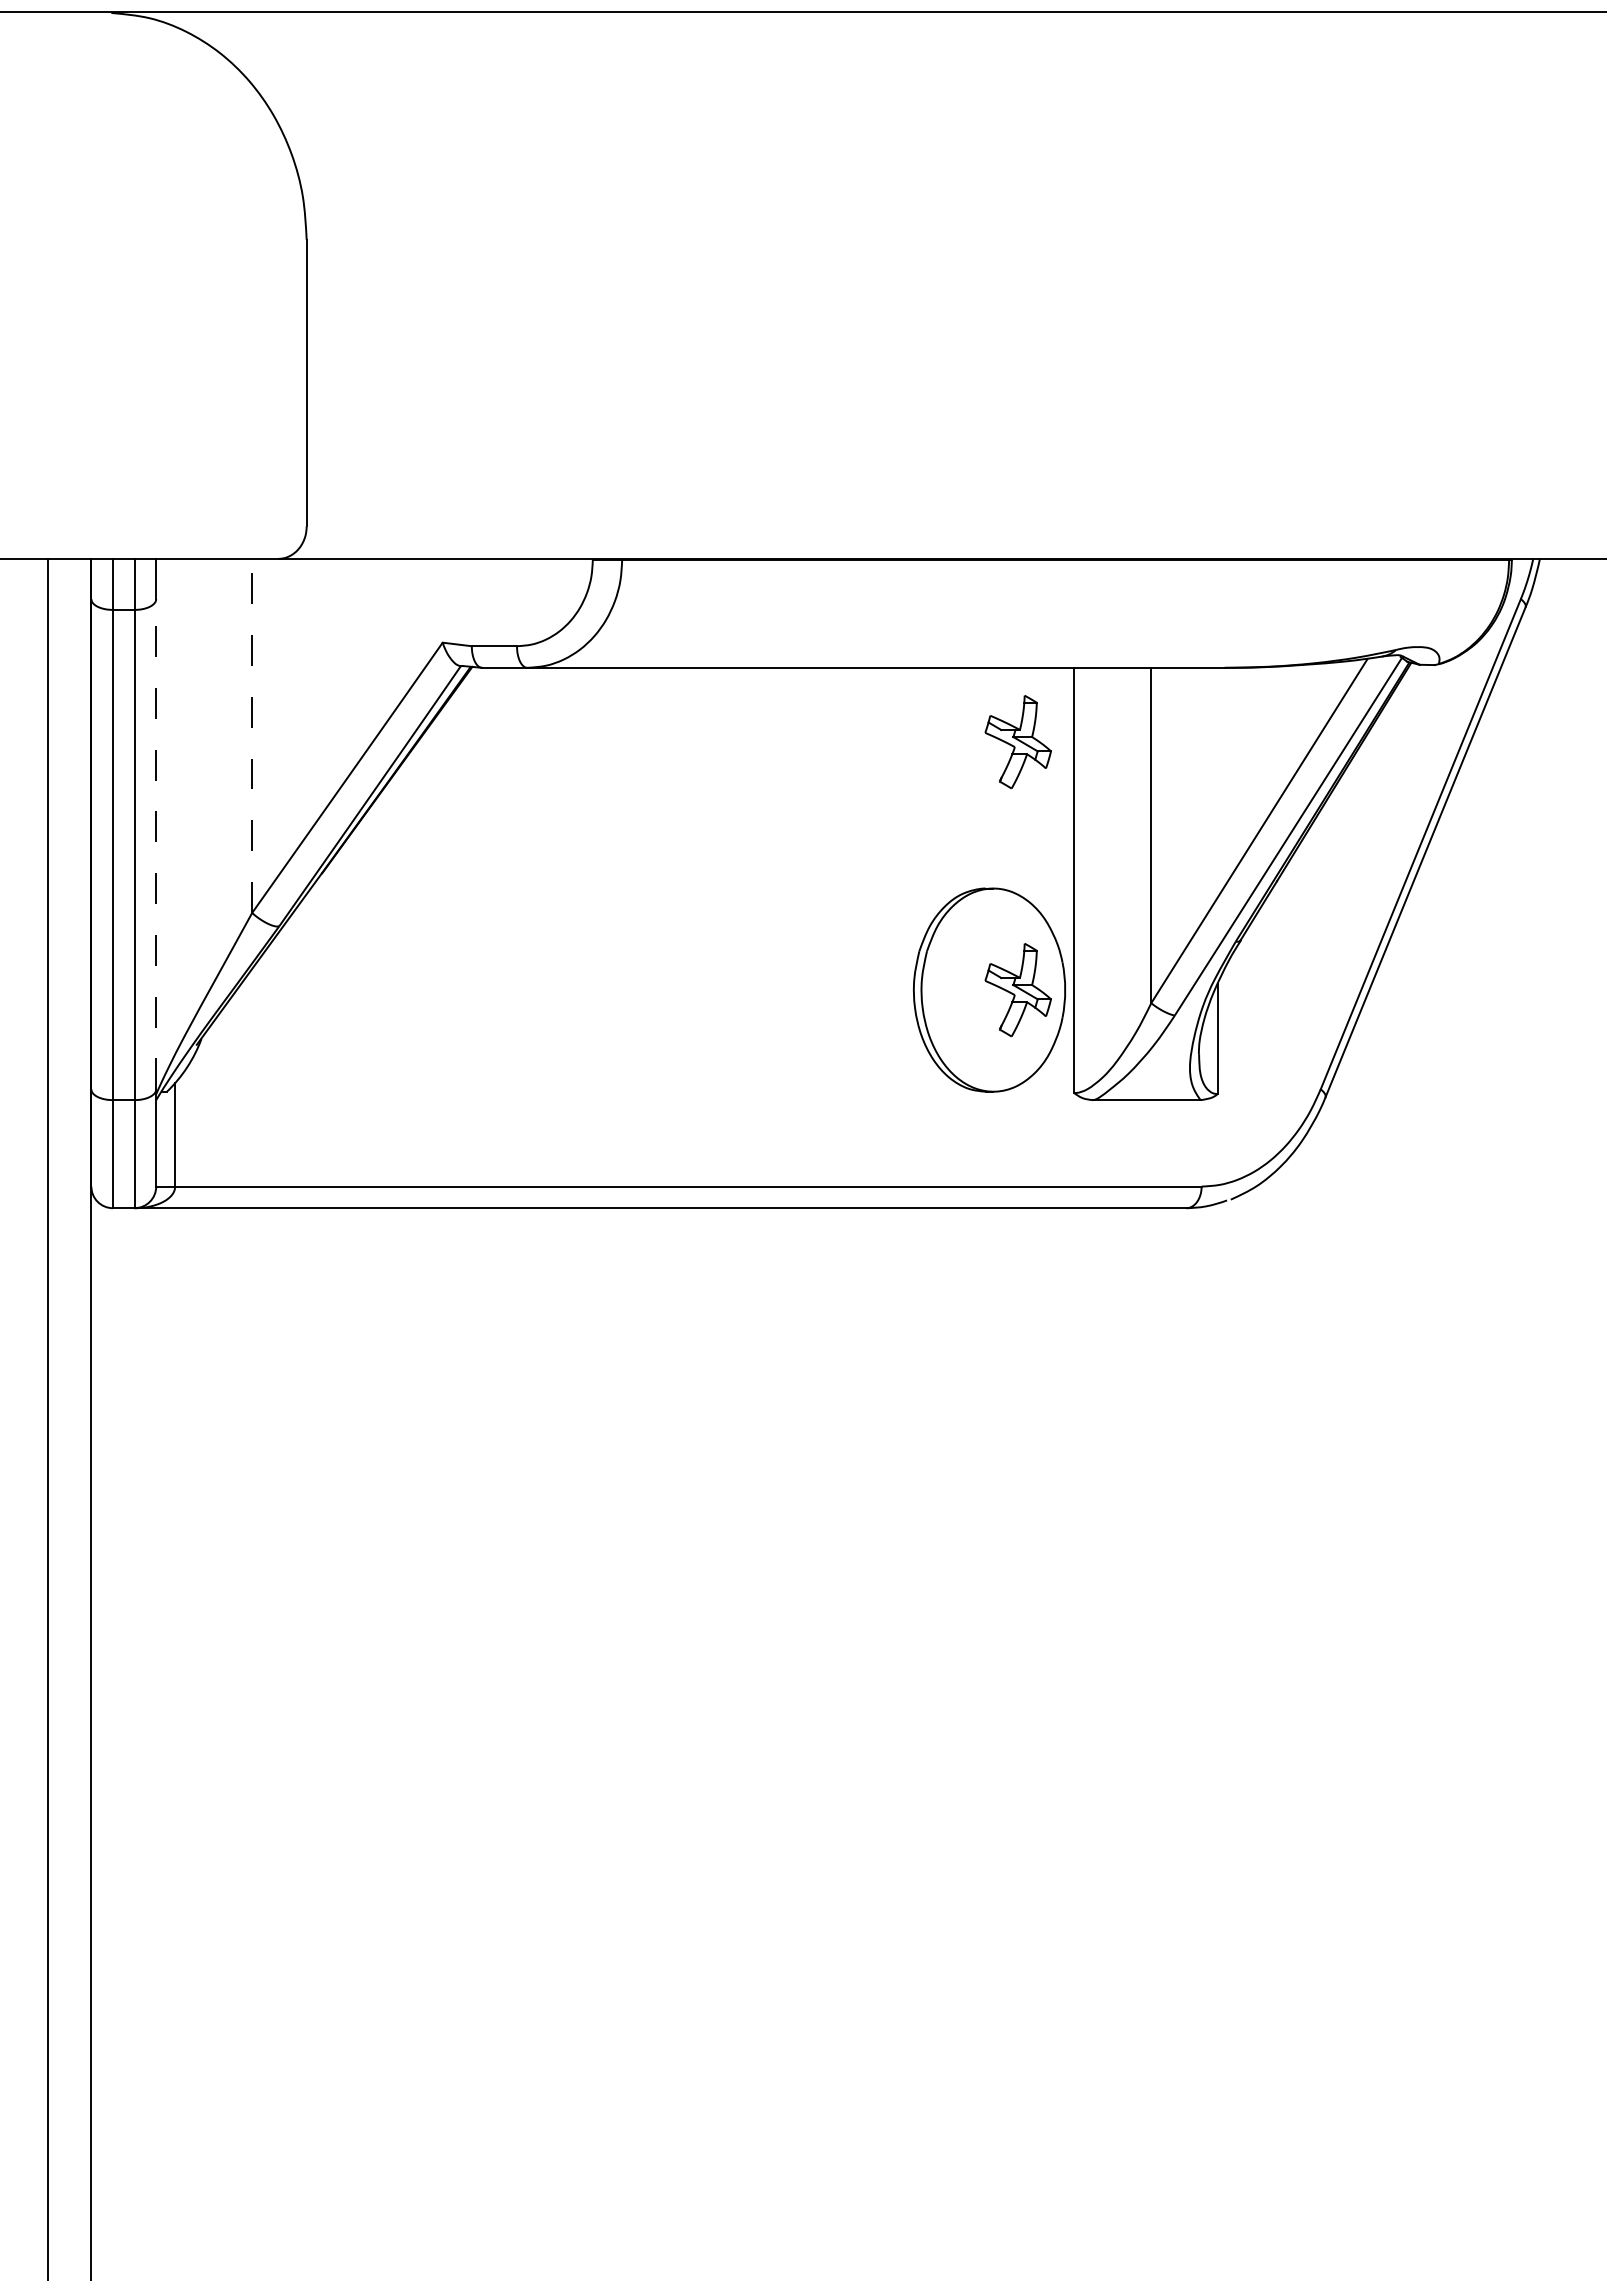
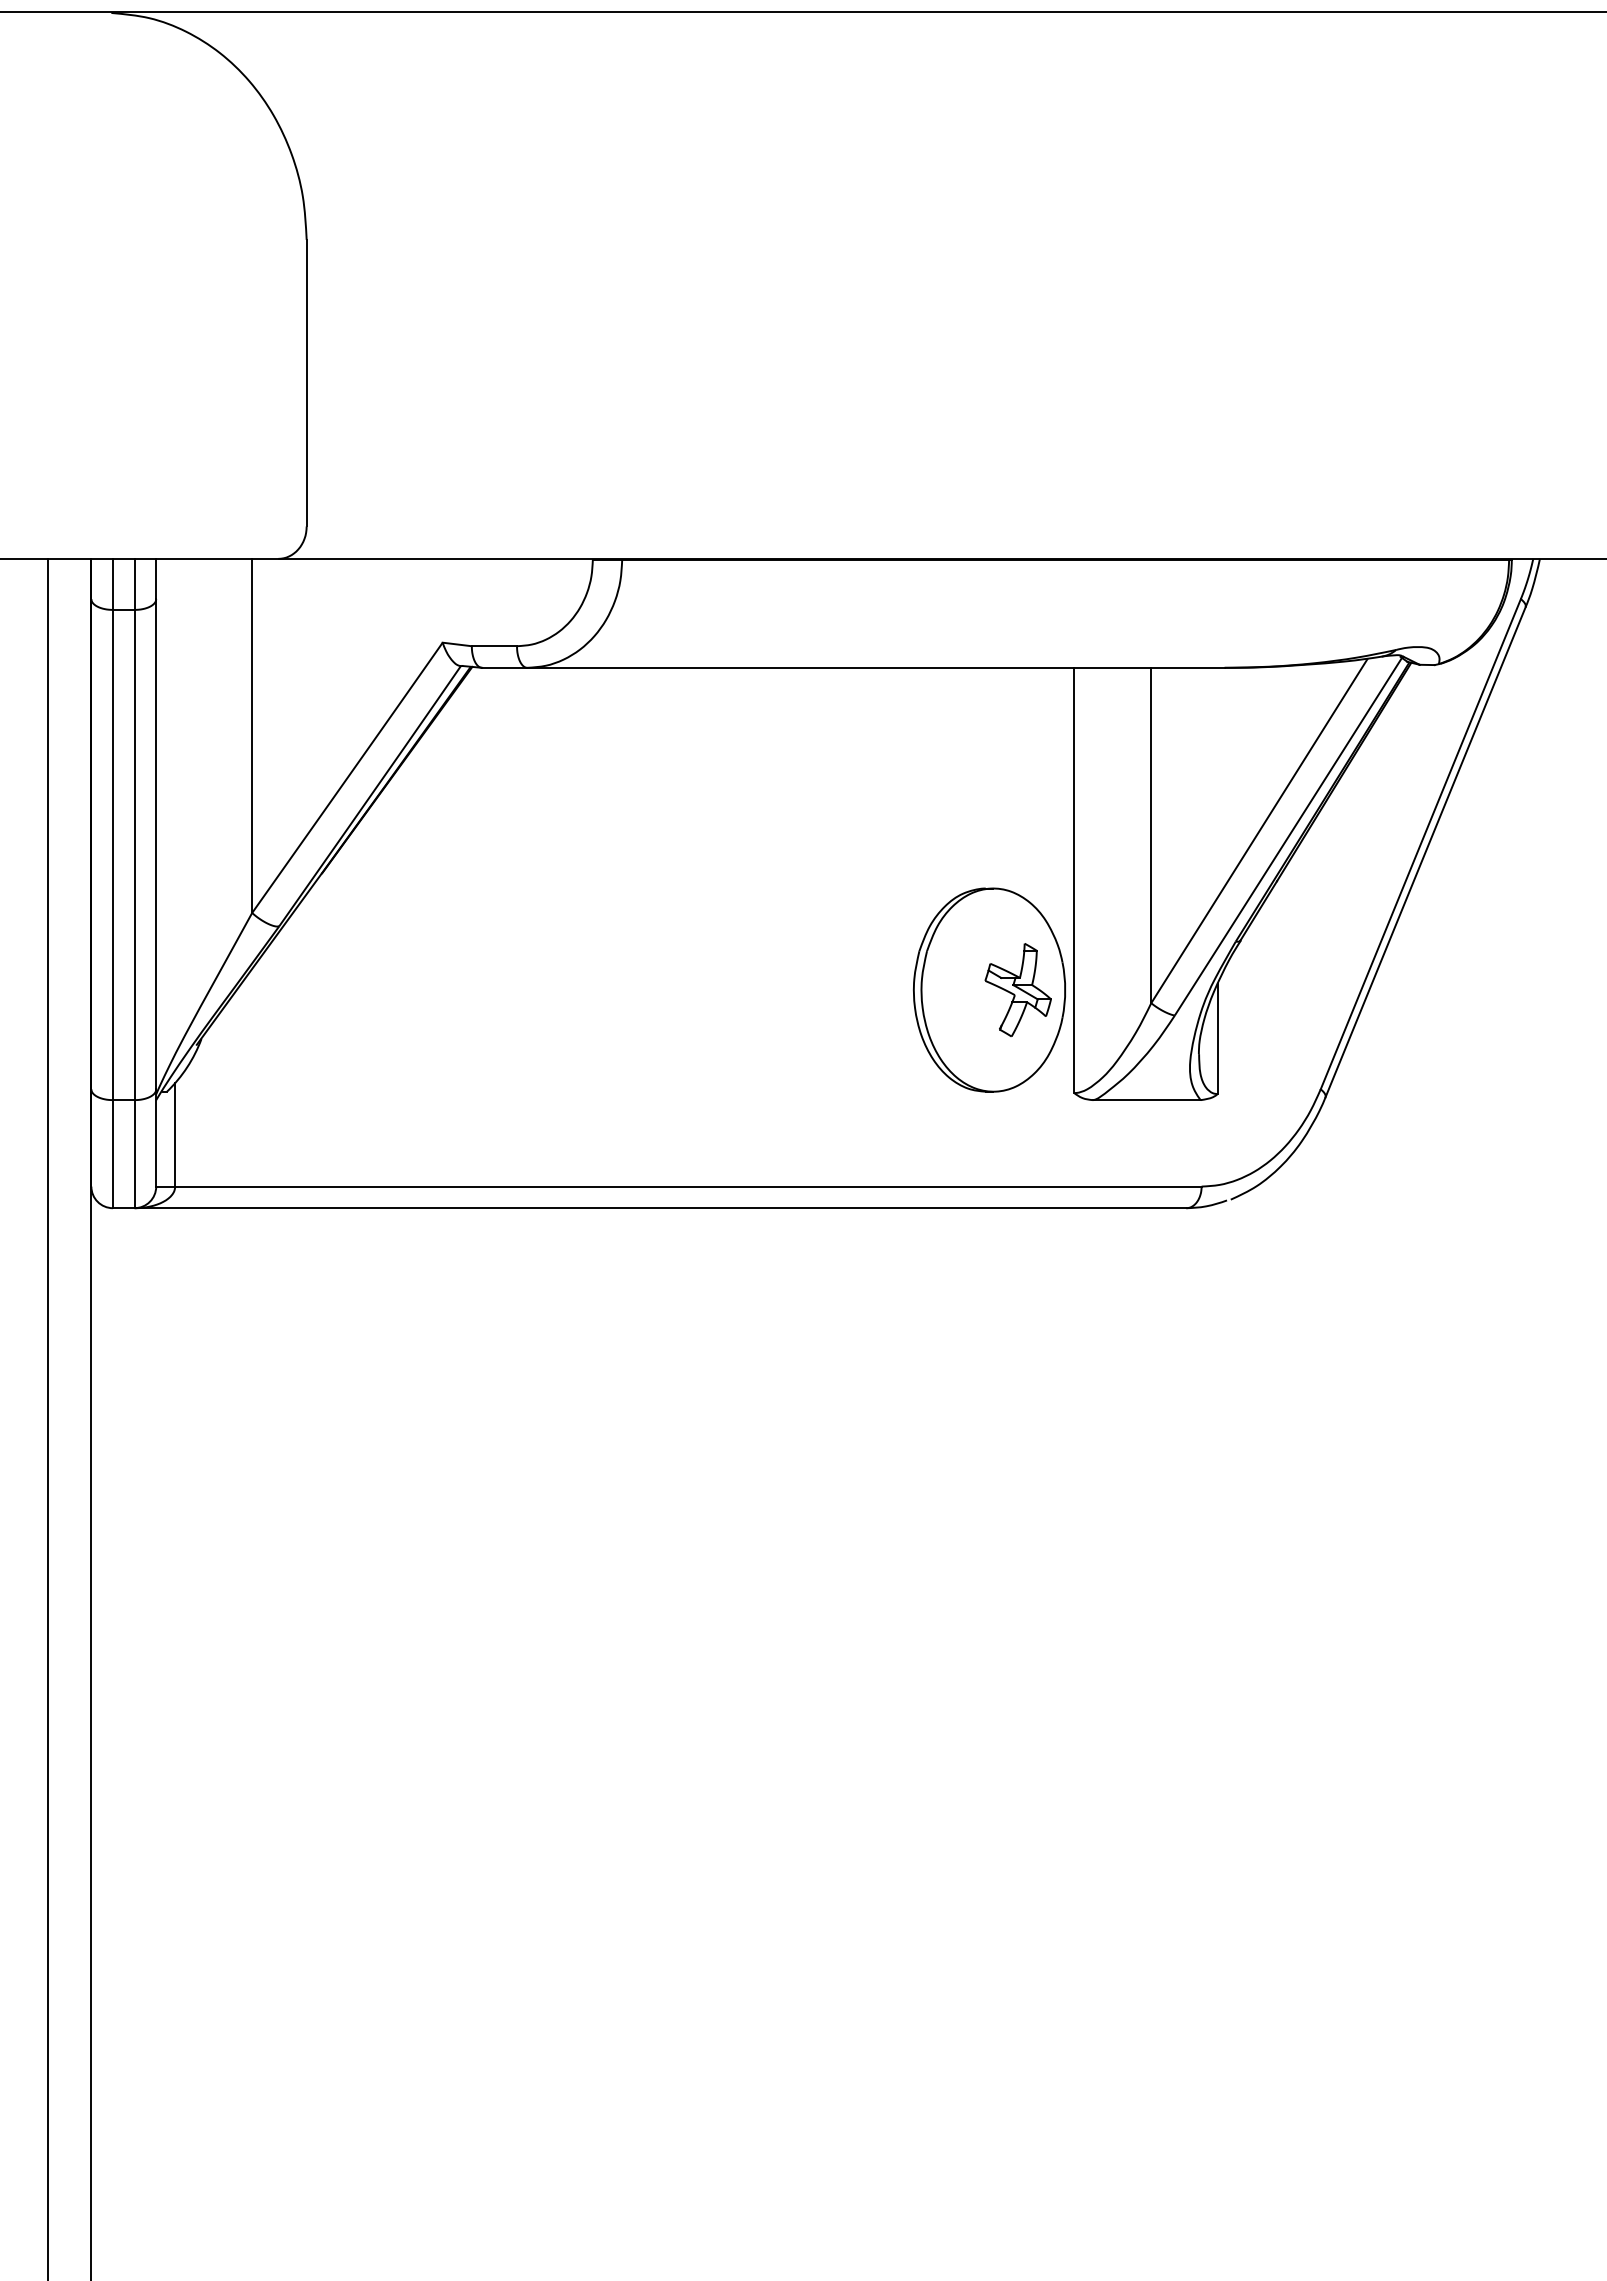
line: dashed -> solid (252, 735)
part: present -> none (1017, 741)
line: dashed -> solid (156, 843)
